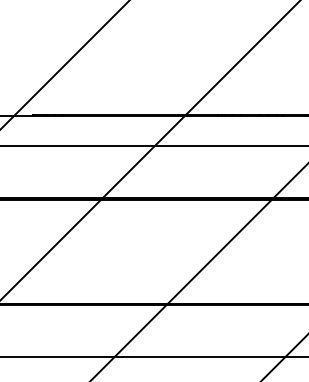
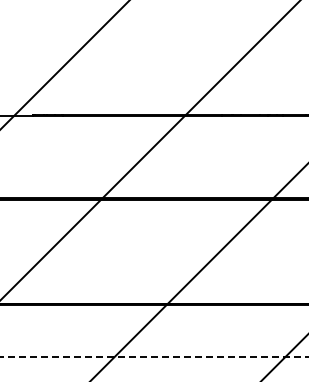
line: present -> none (153, 146)
line: solid -> dashed (154, 356)
